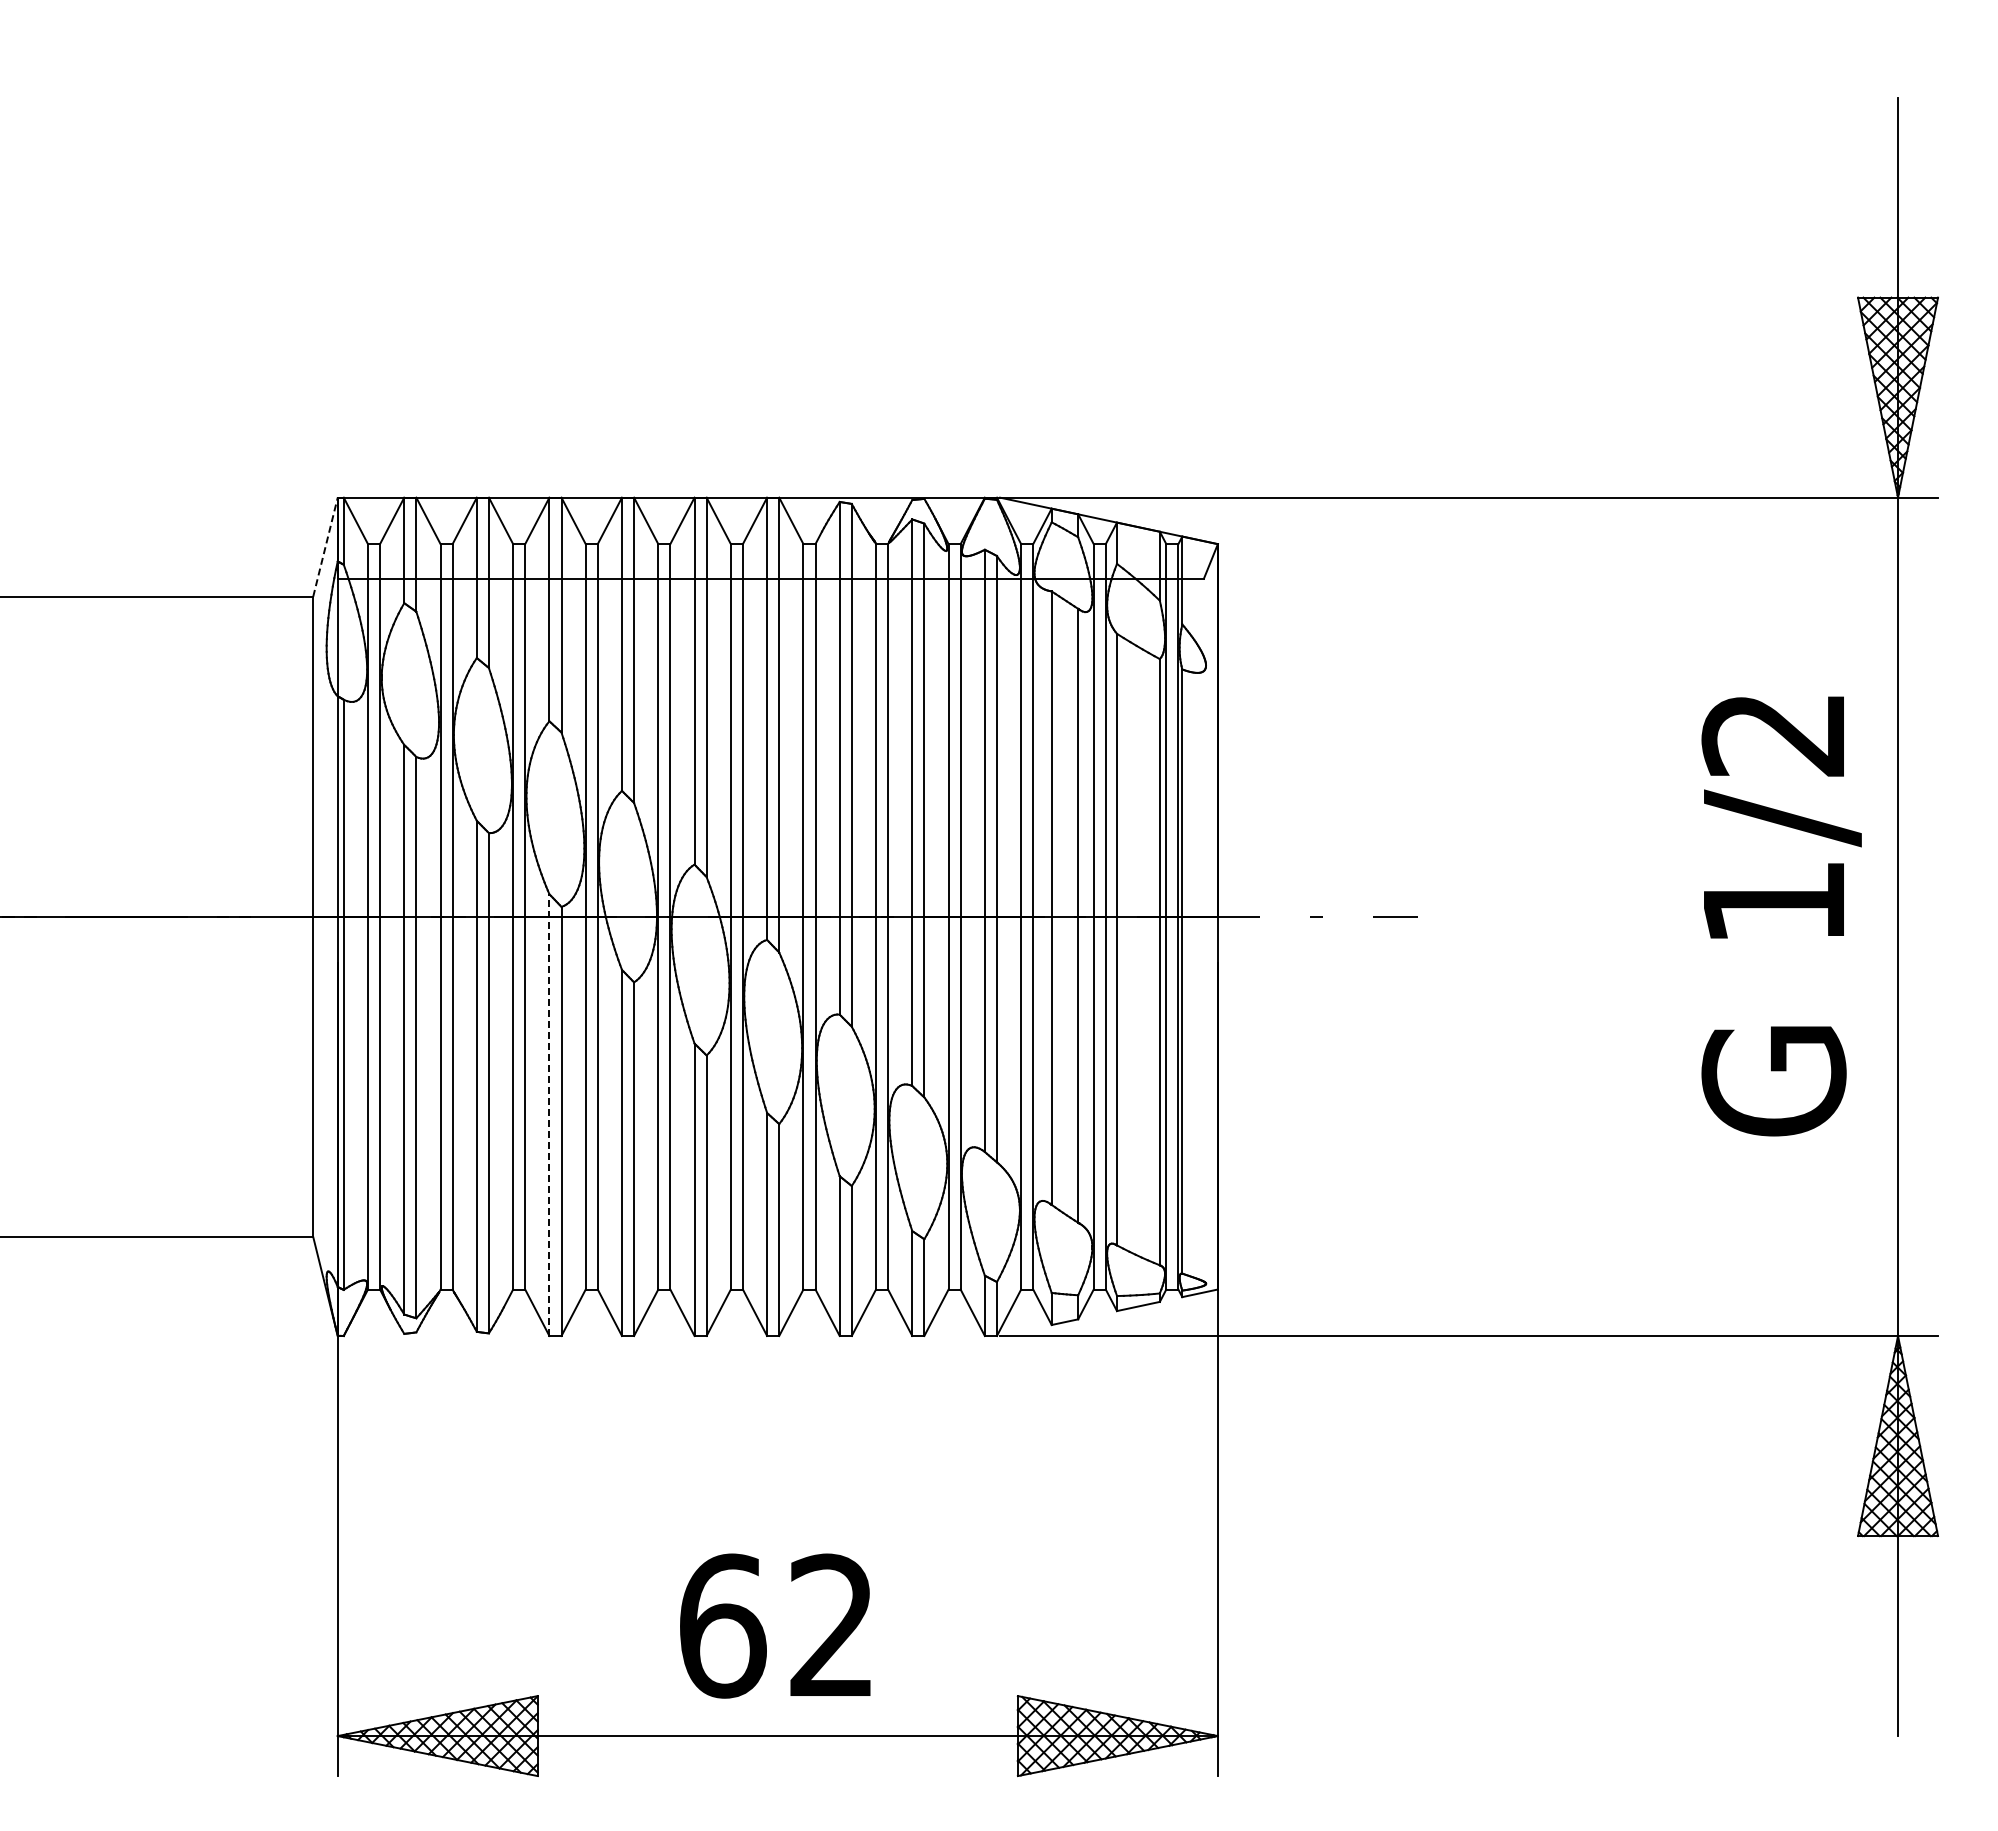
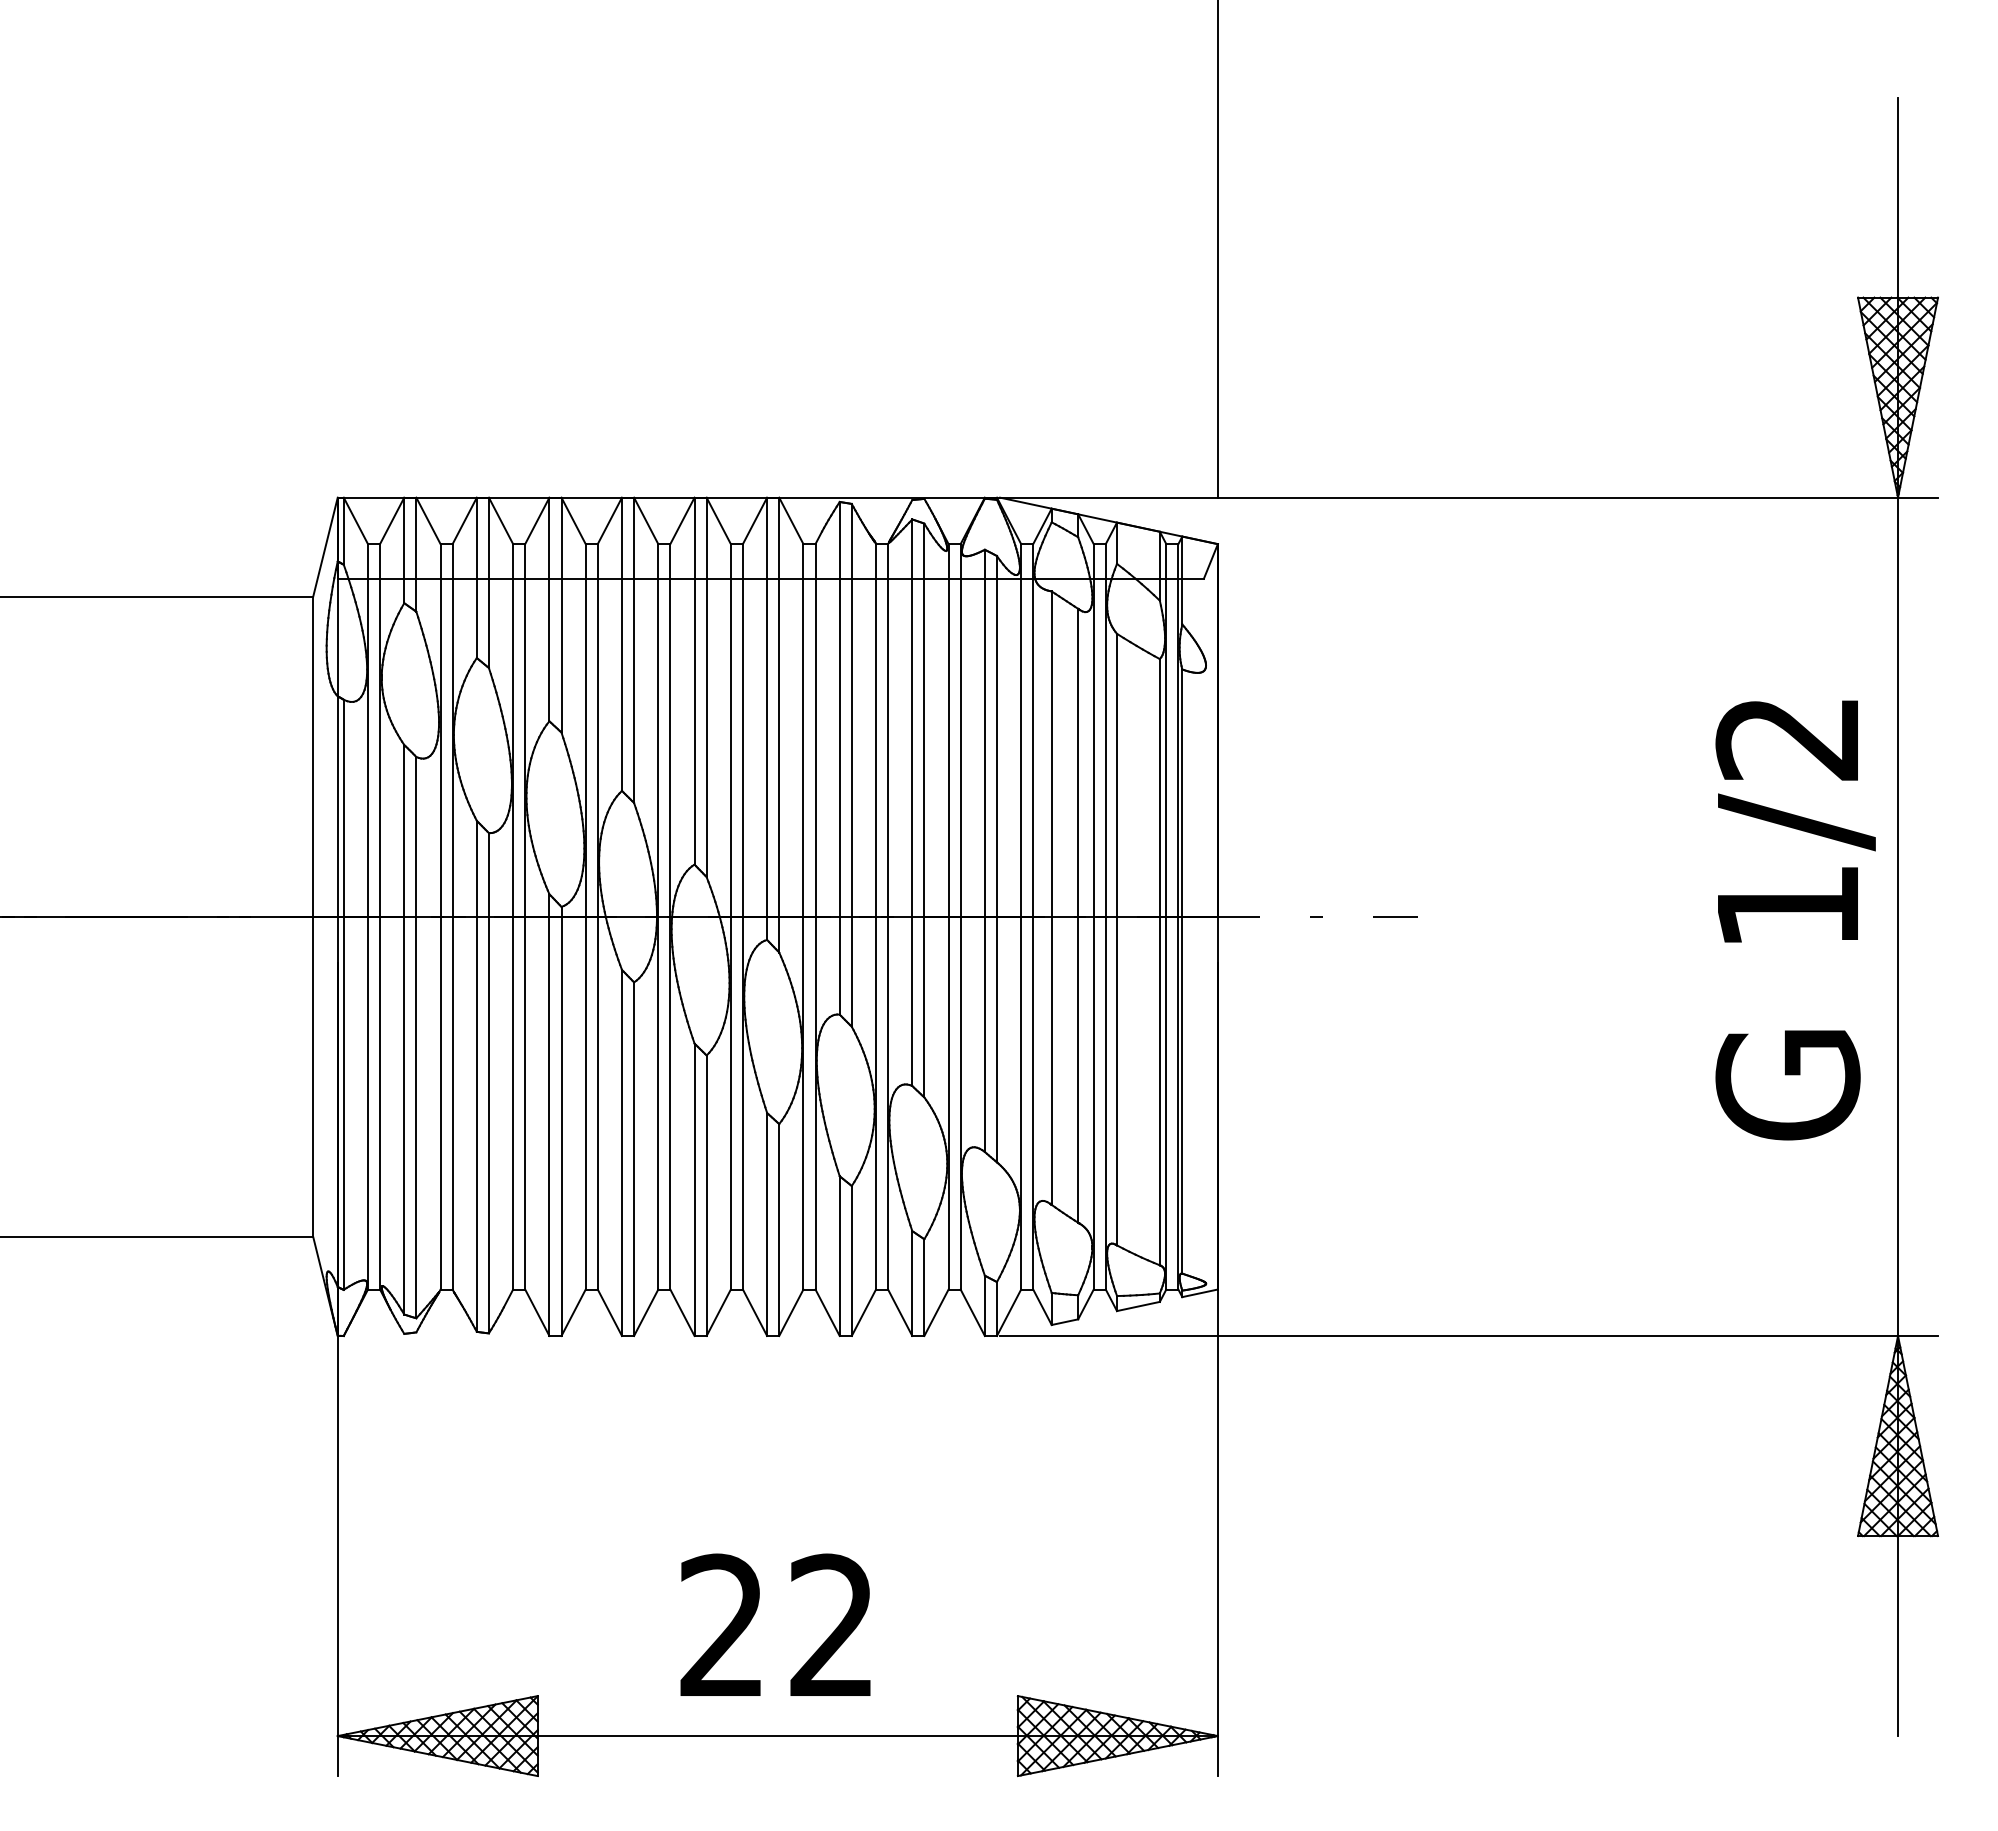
line: none -> present (1217, 249)
line: dashed -> solid (325, 546)
text position: (1781, 916) -> (1795, 920) (1795, 920)
line: dashed -> solid (549, 1115)
text: 62 -> 22 (723, 1625)
